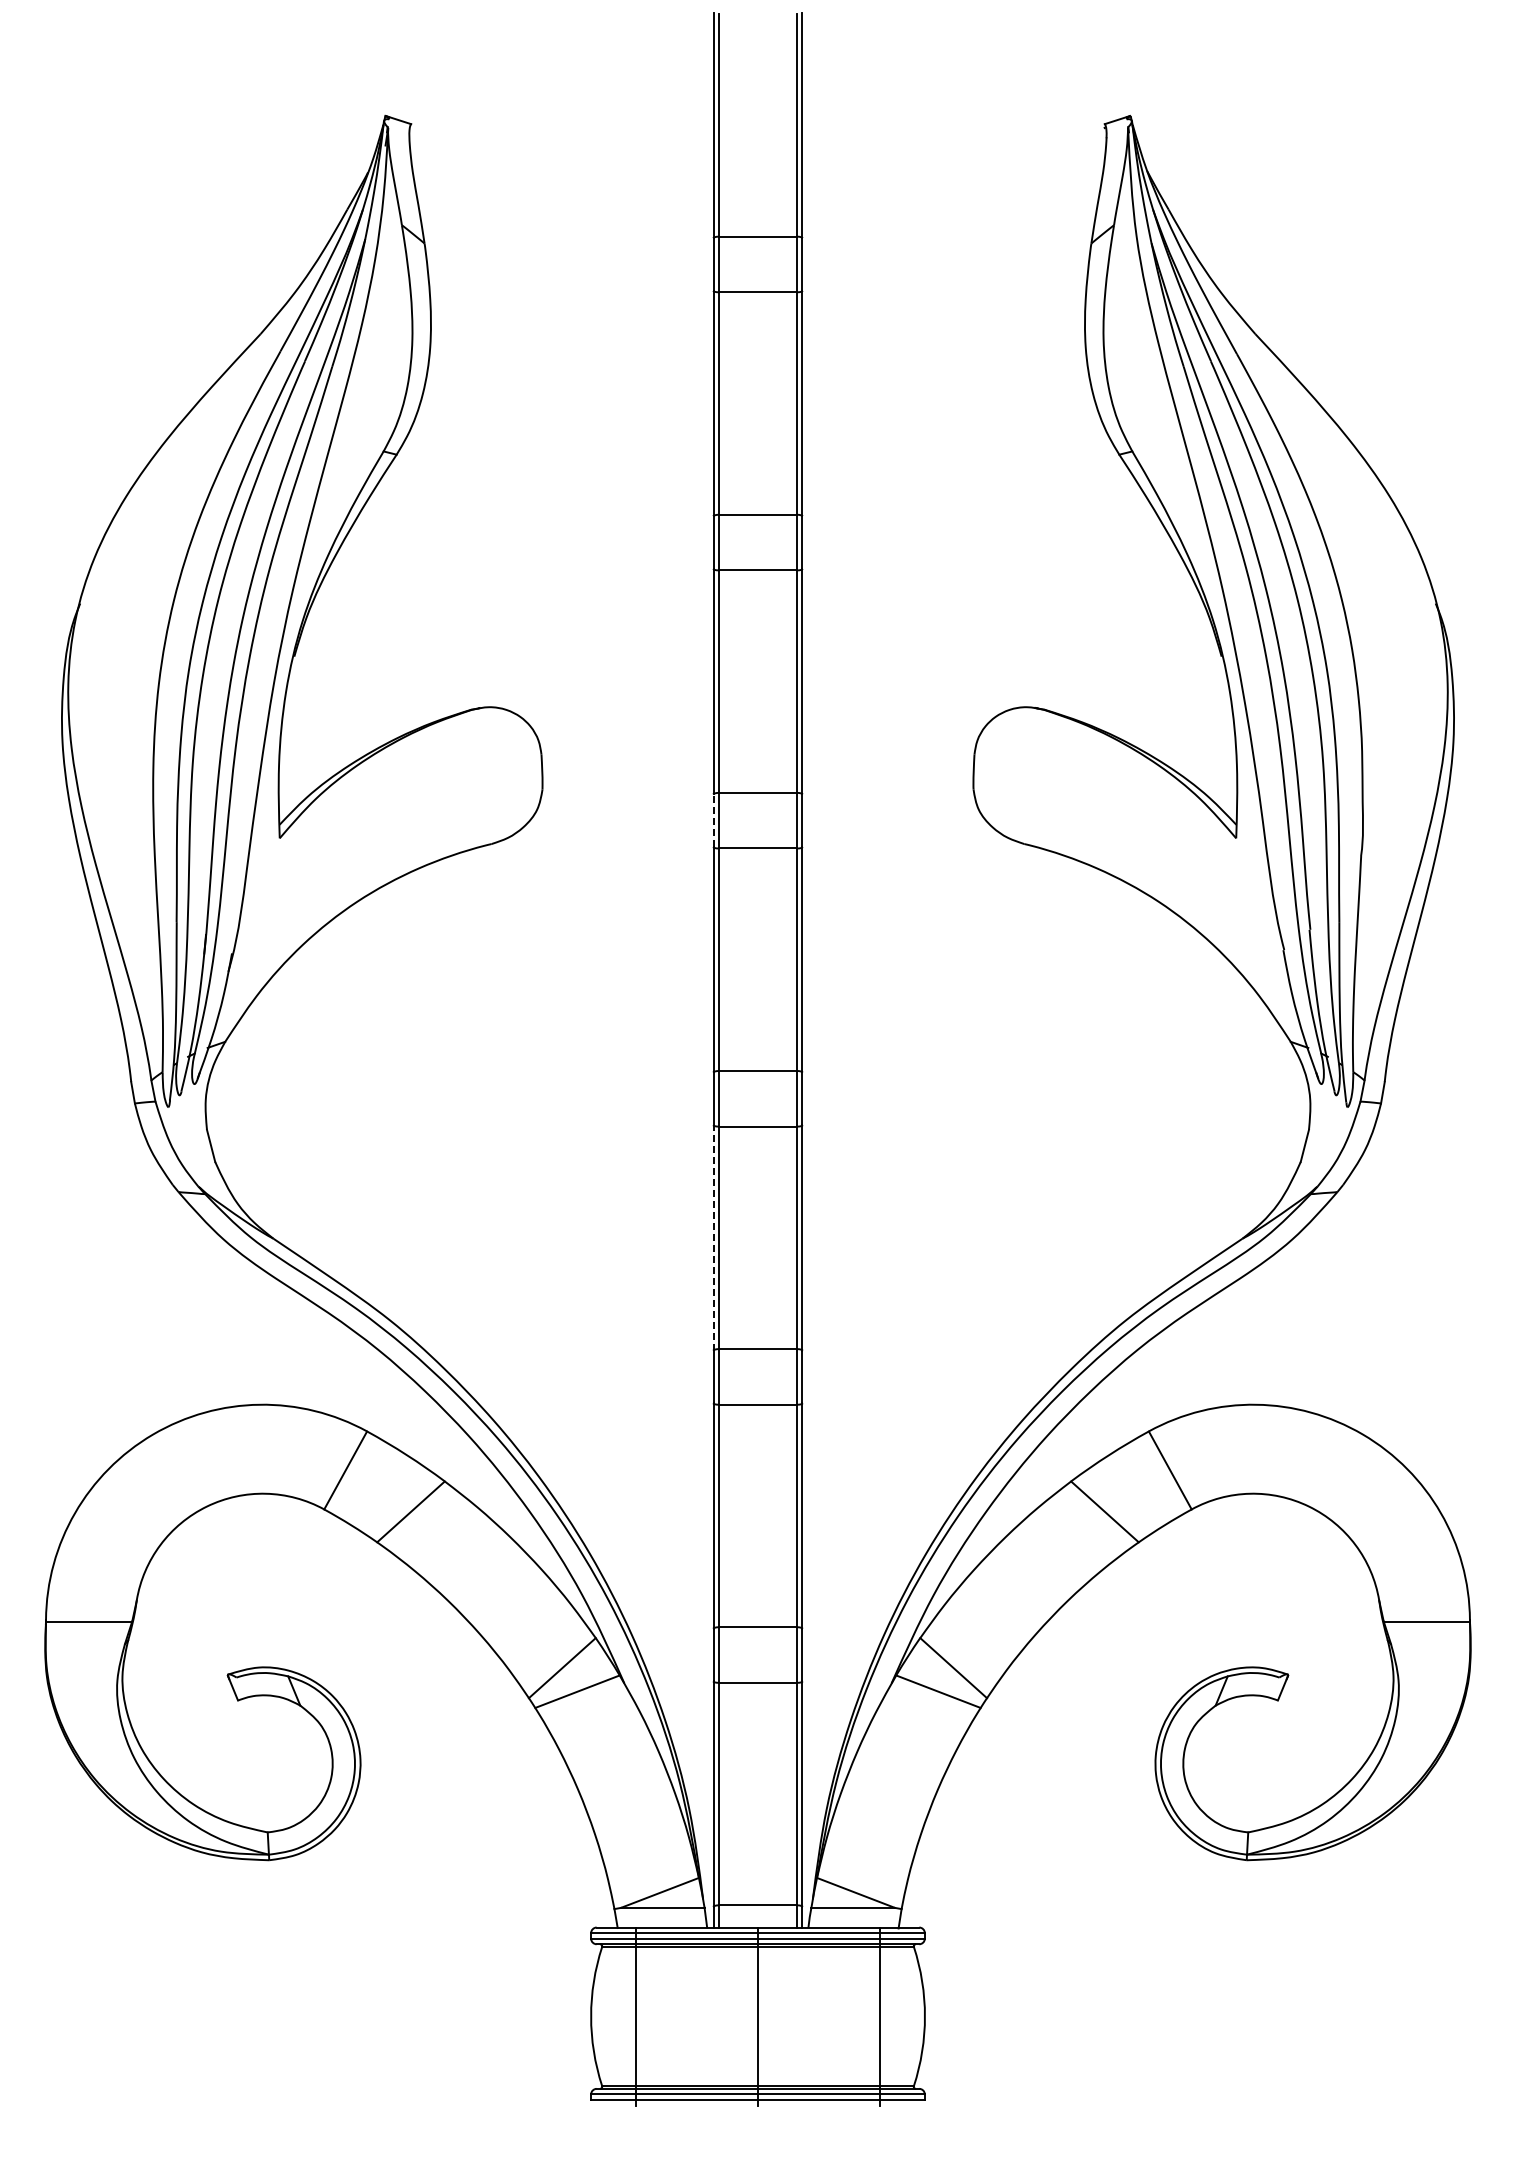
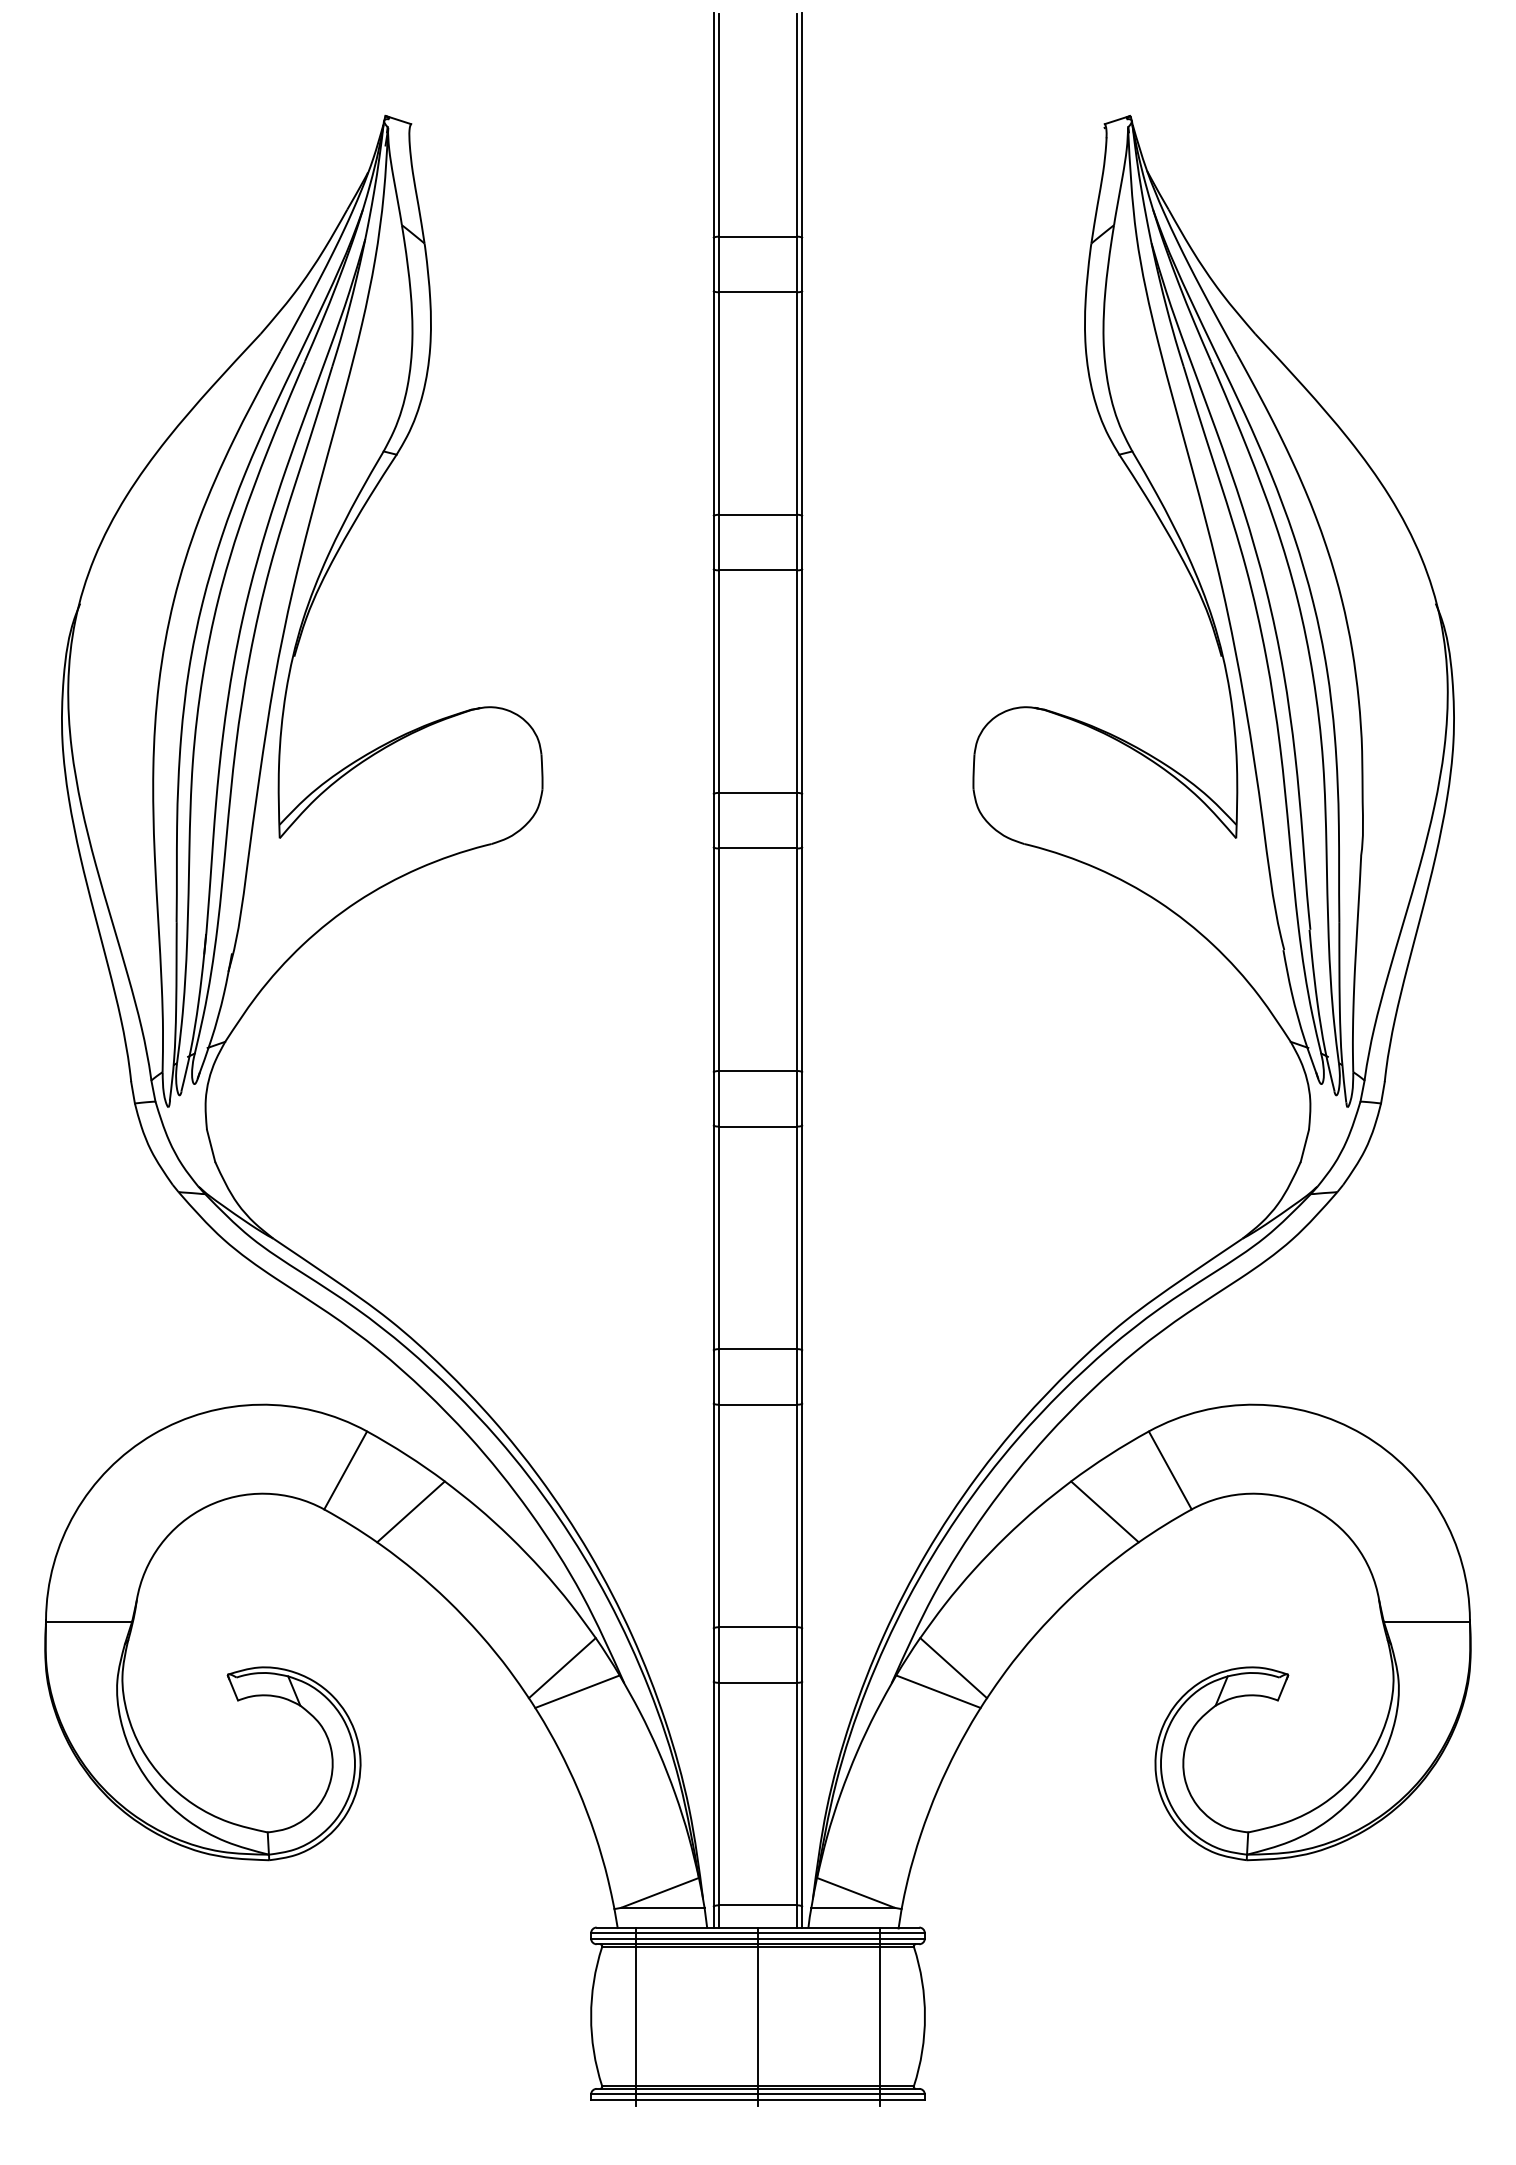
line: dashed -> solid (713, 820)
line: dashed -> solid (713, 1237)
